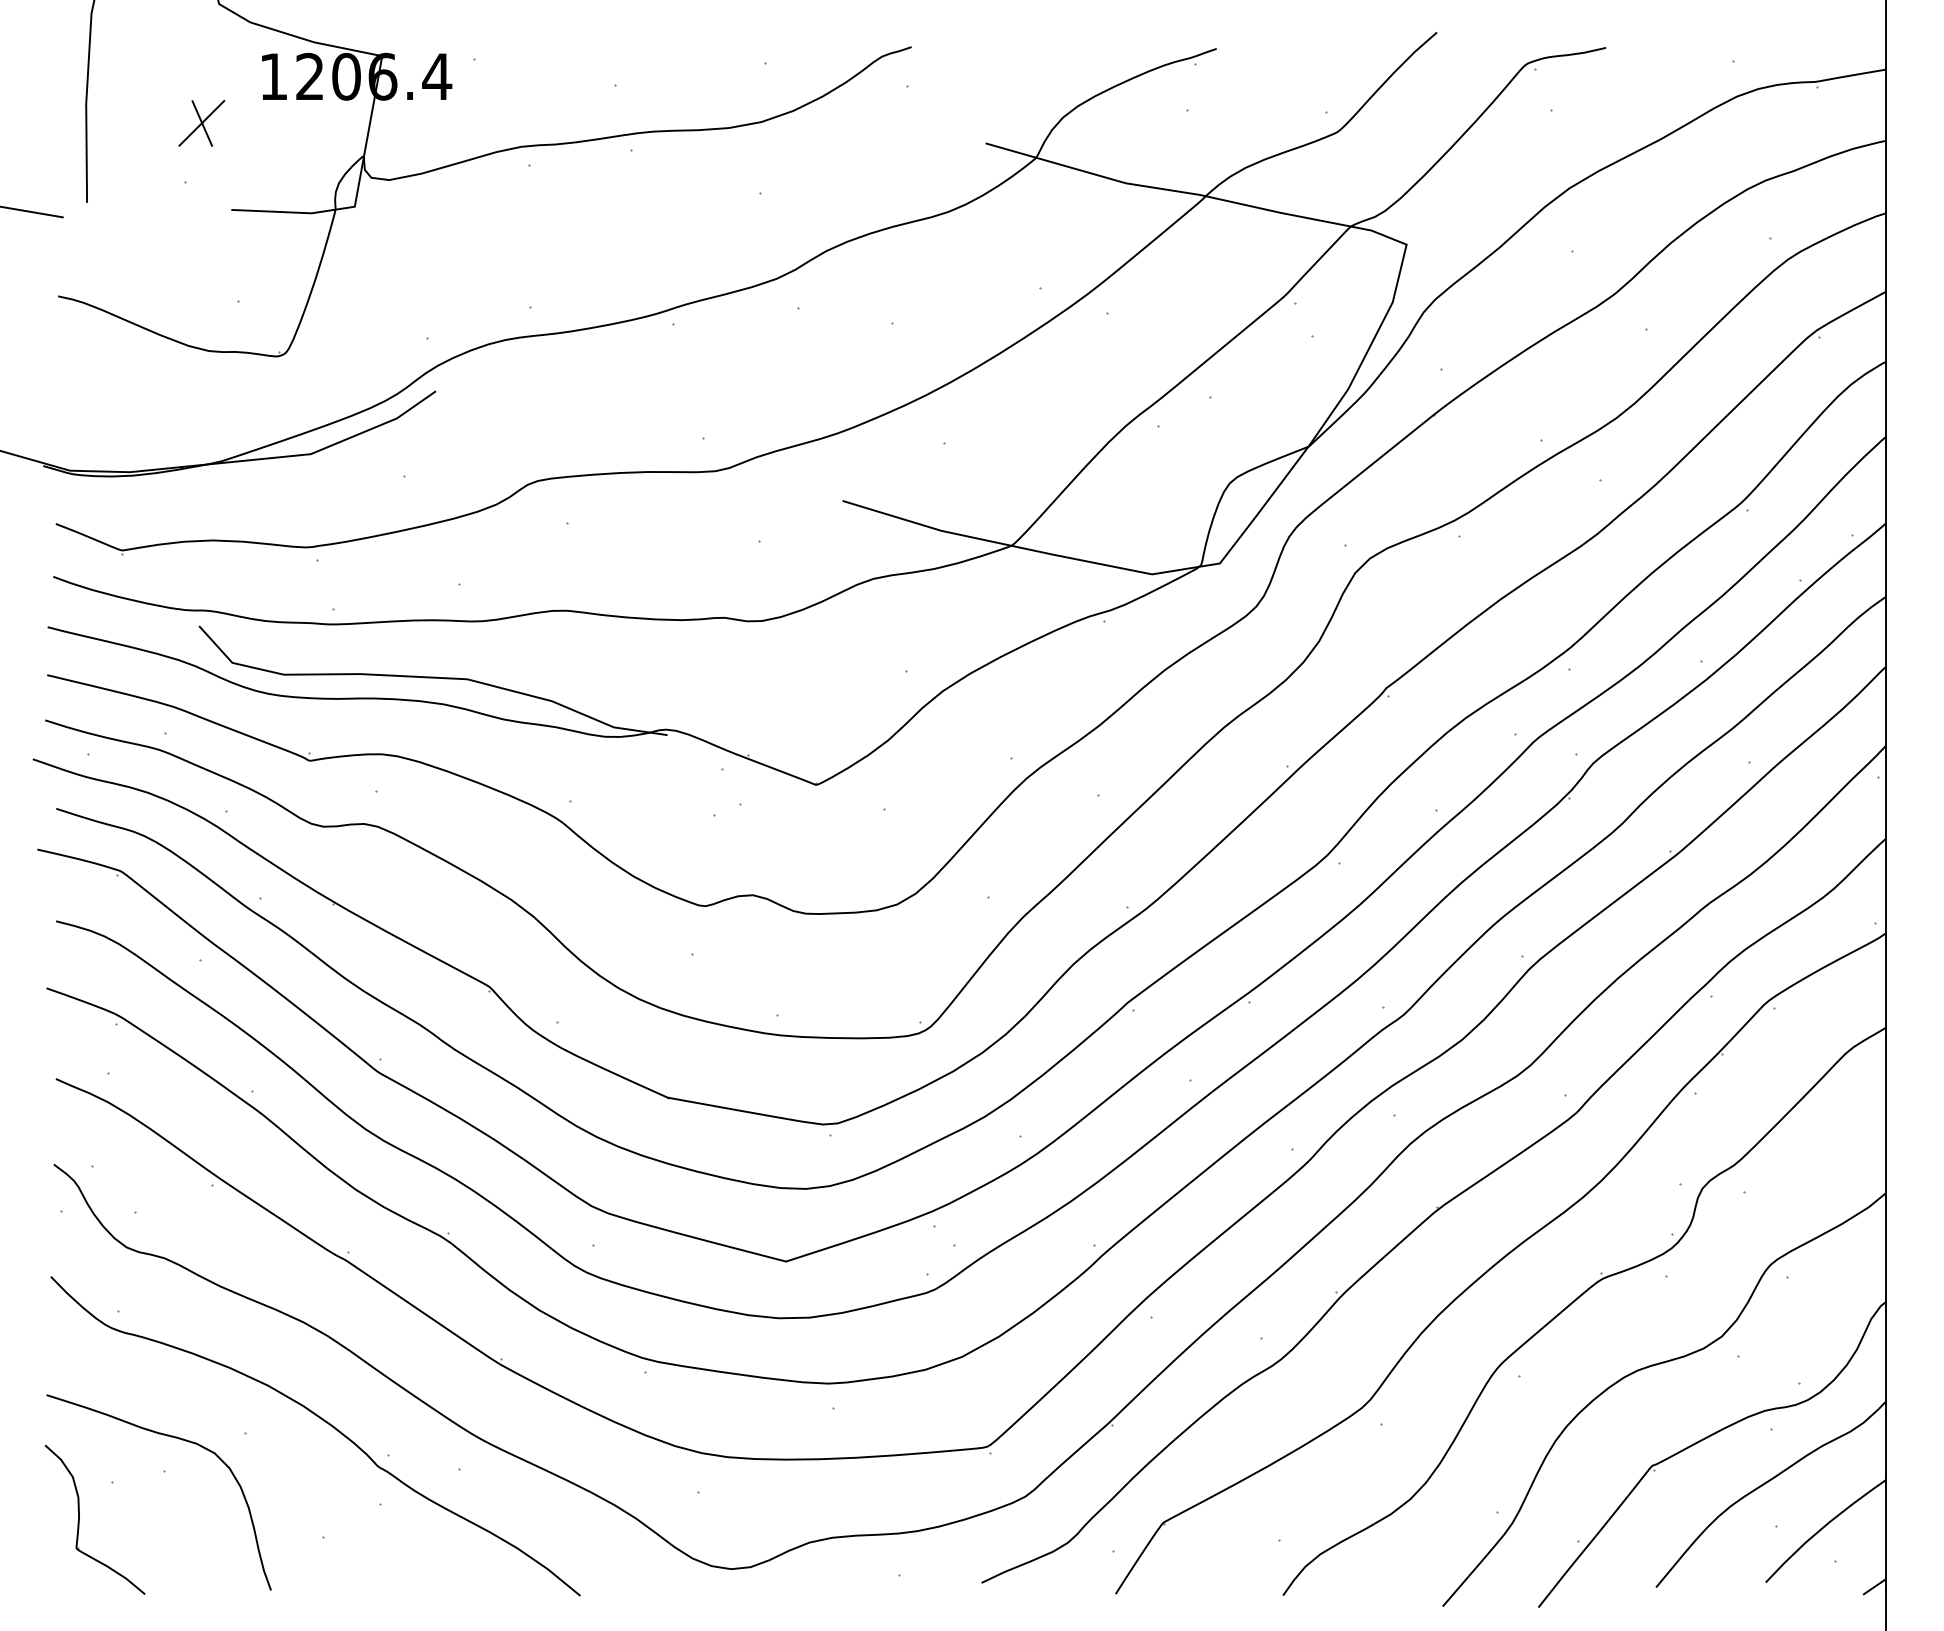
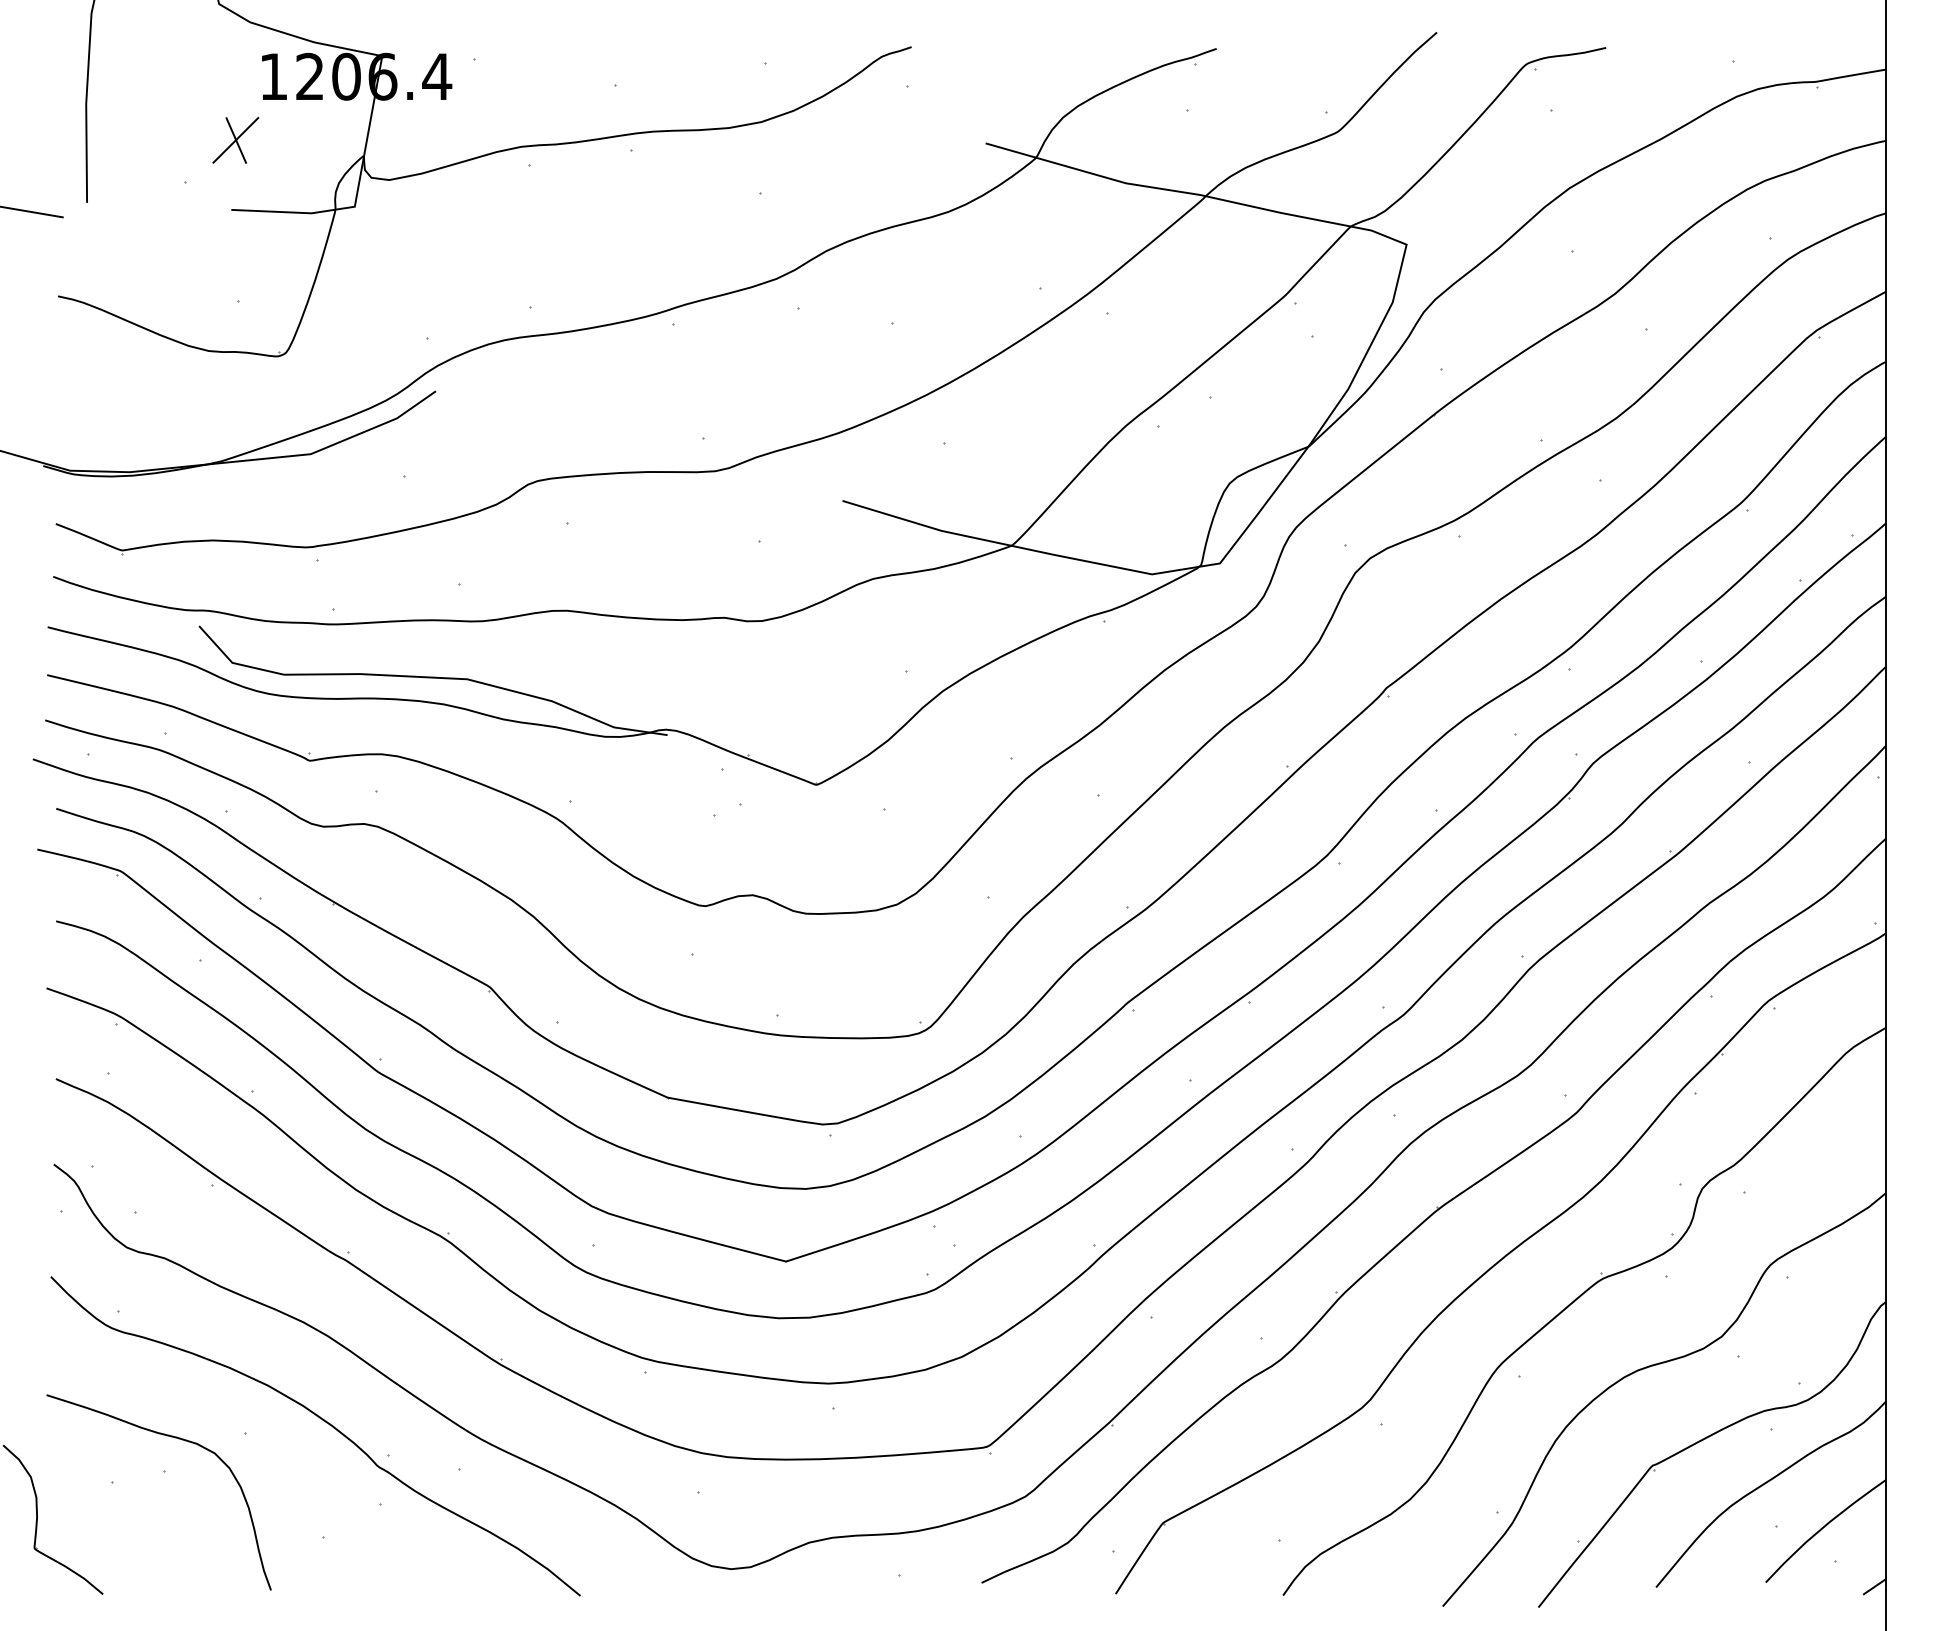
part position: (201, 123) -> (235, 140) (235, 140)
part position: (79, 1519) -> (37, 1519) (37, 1519)
